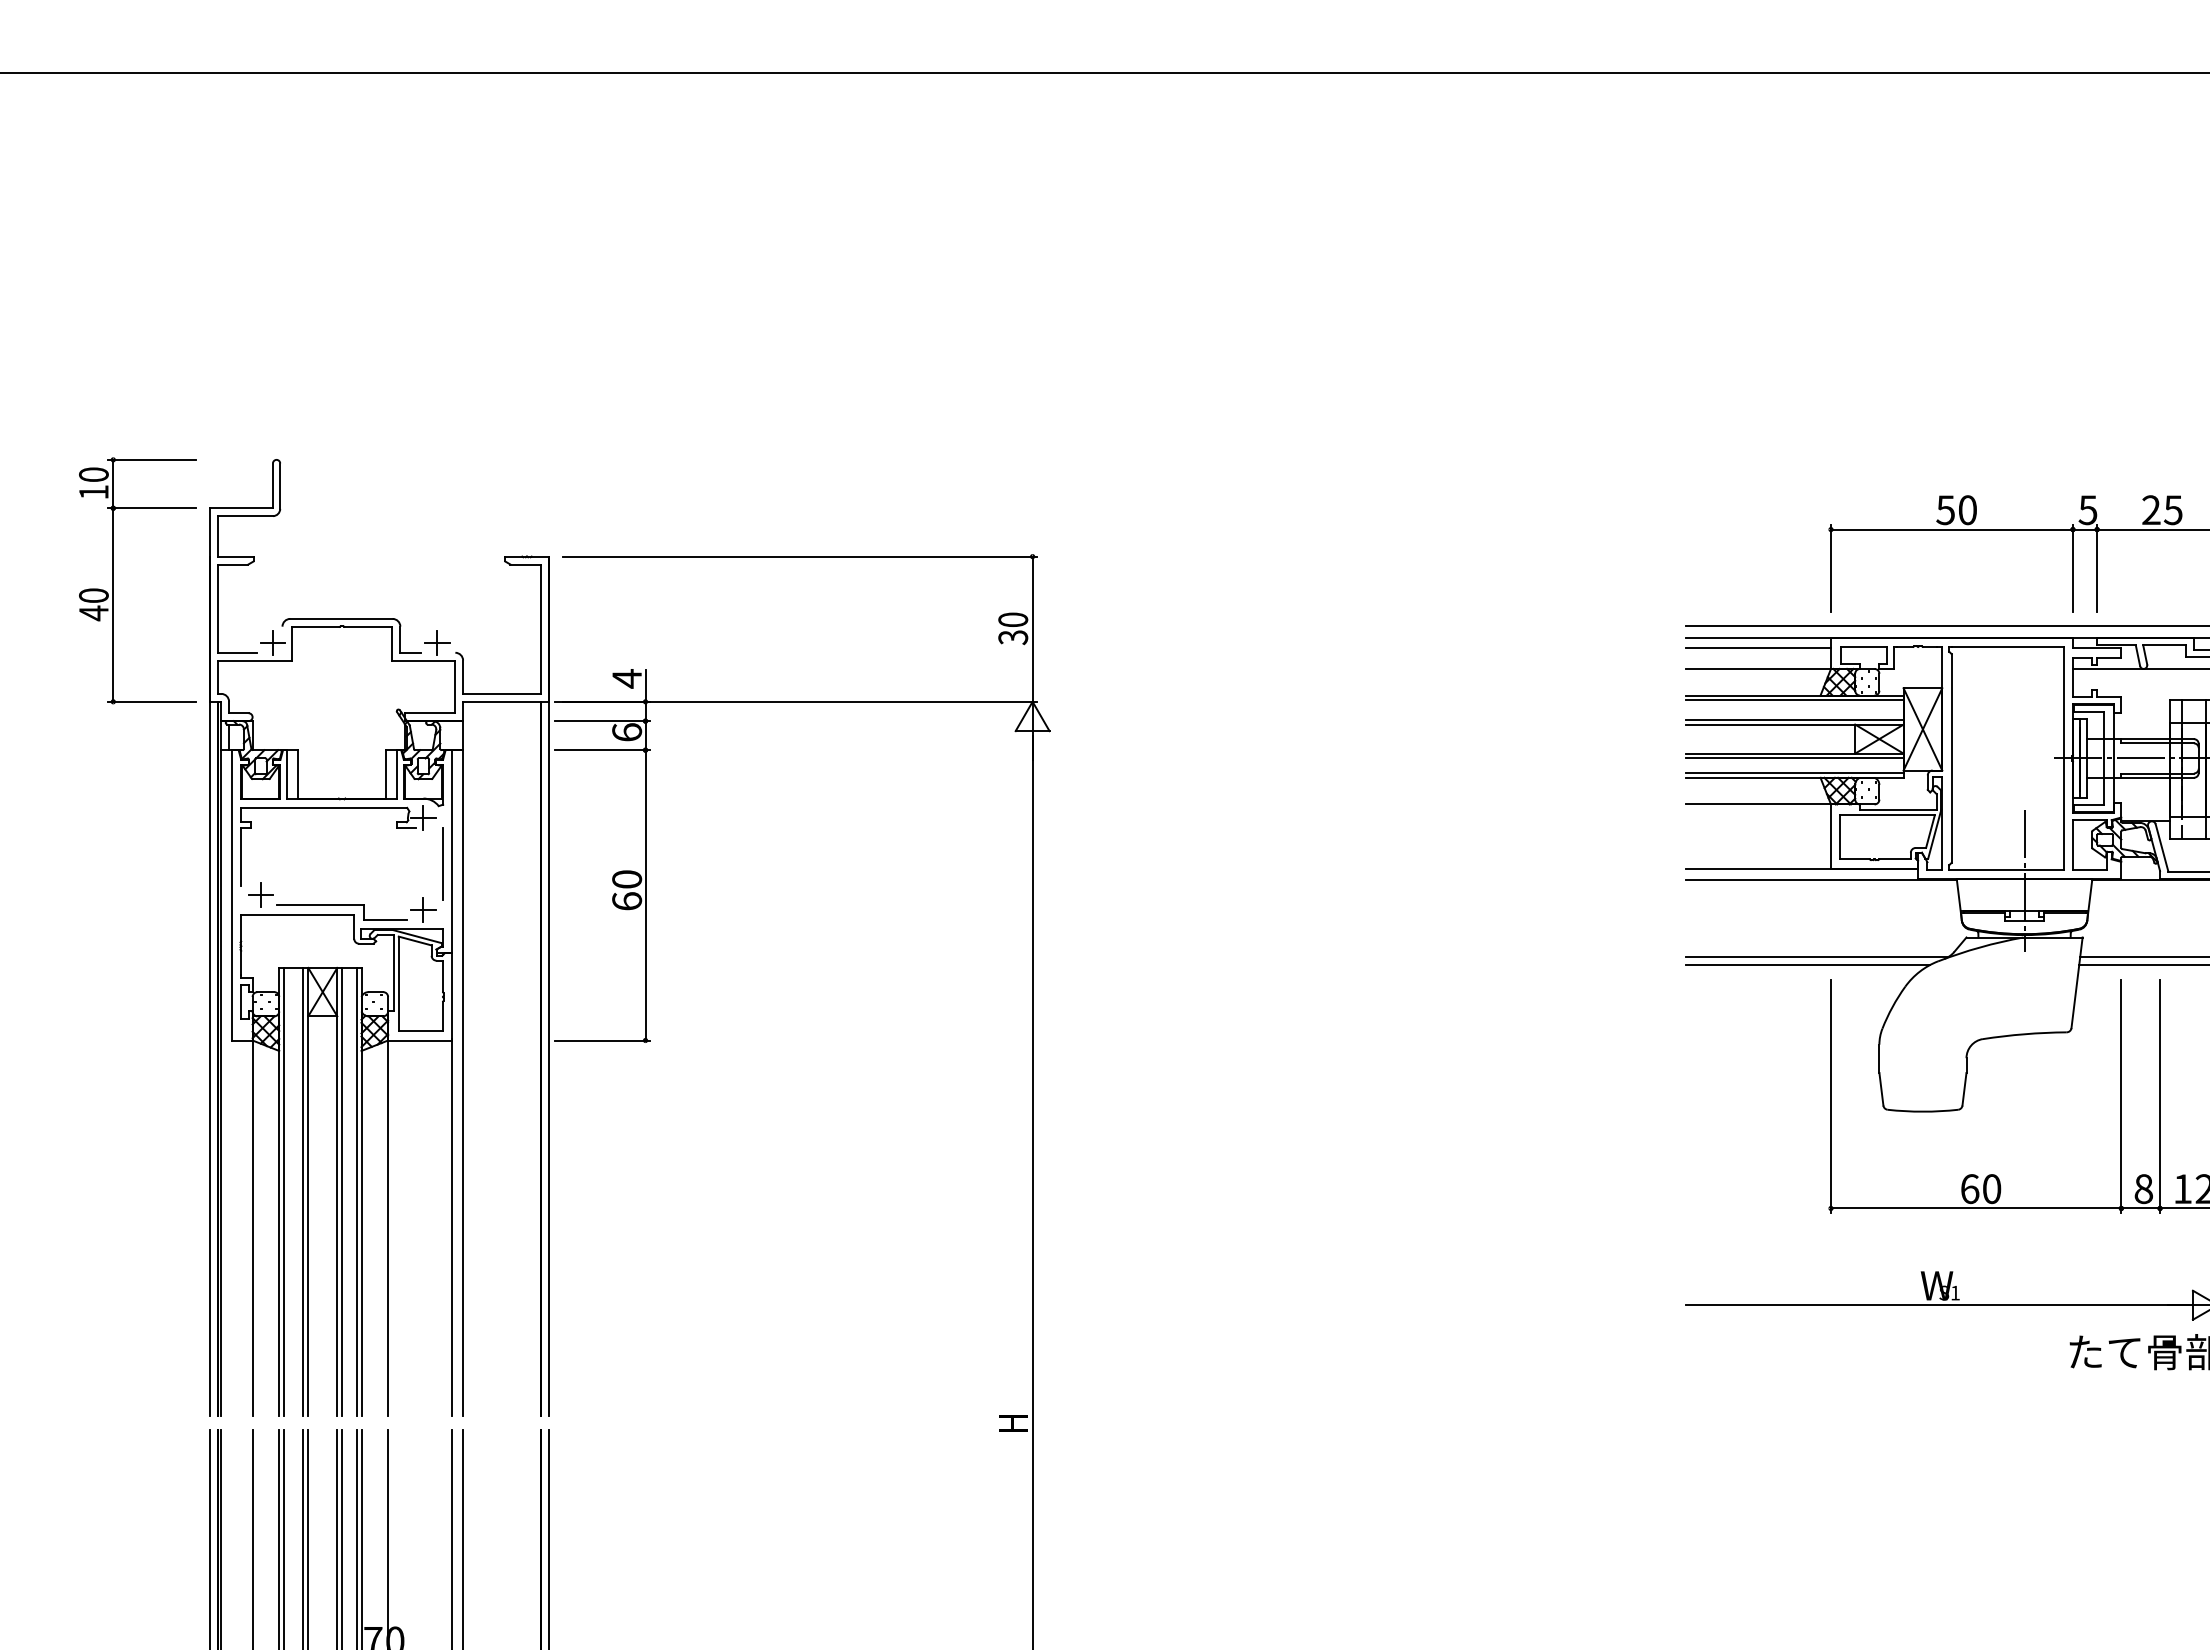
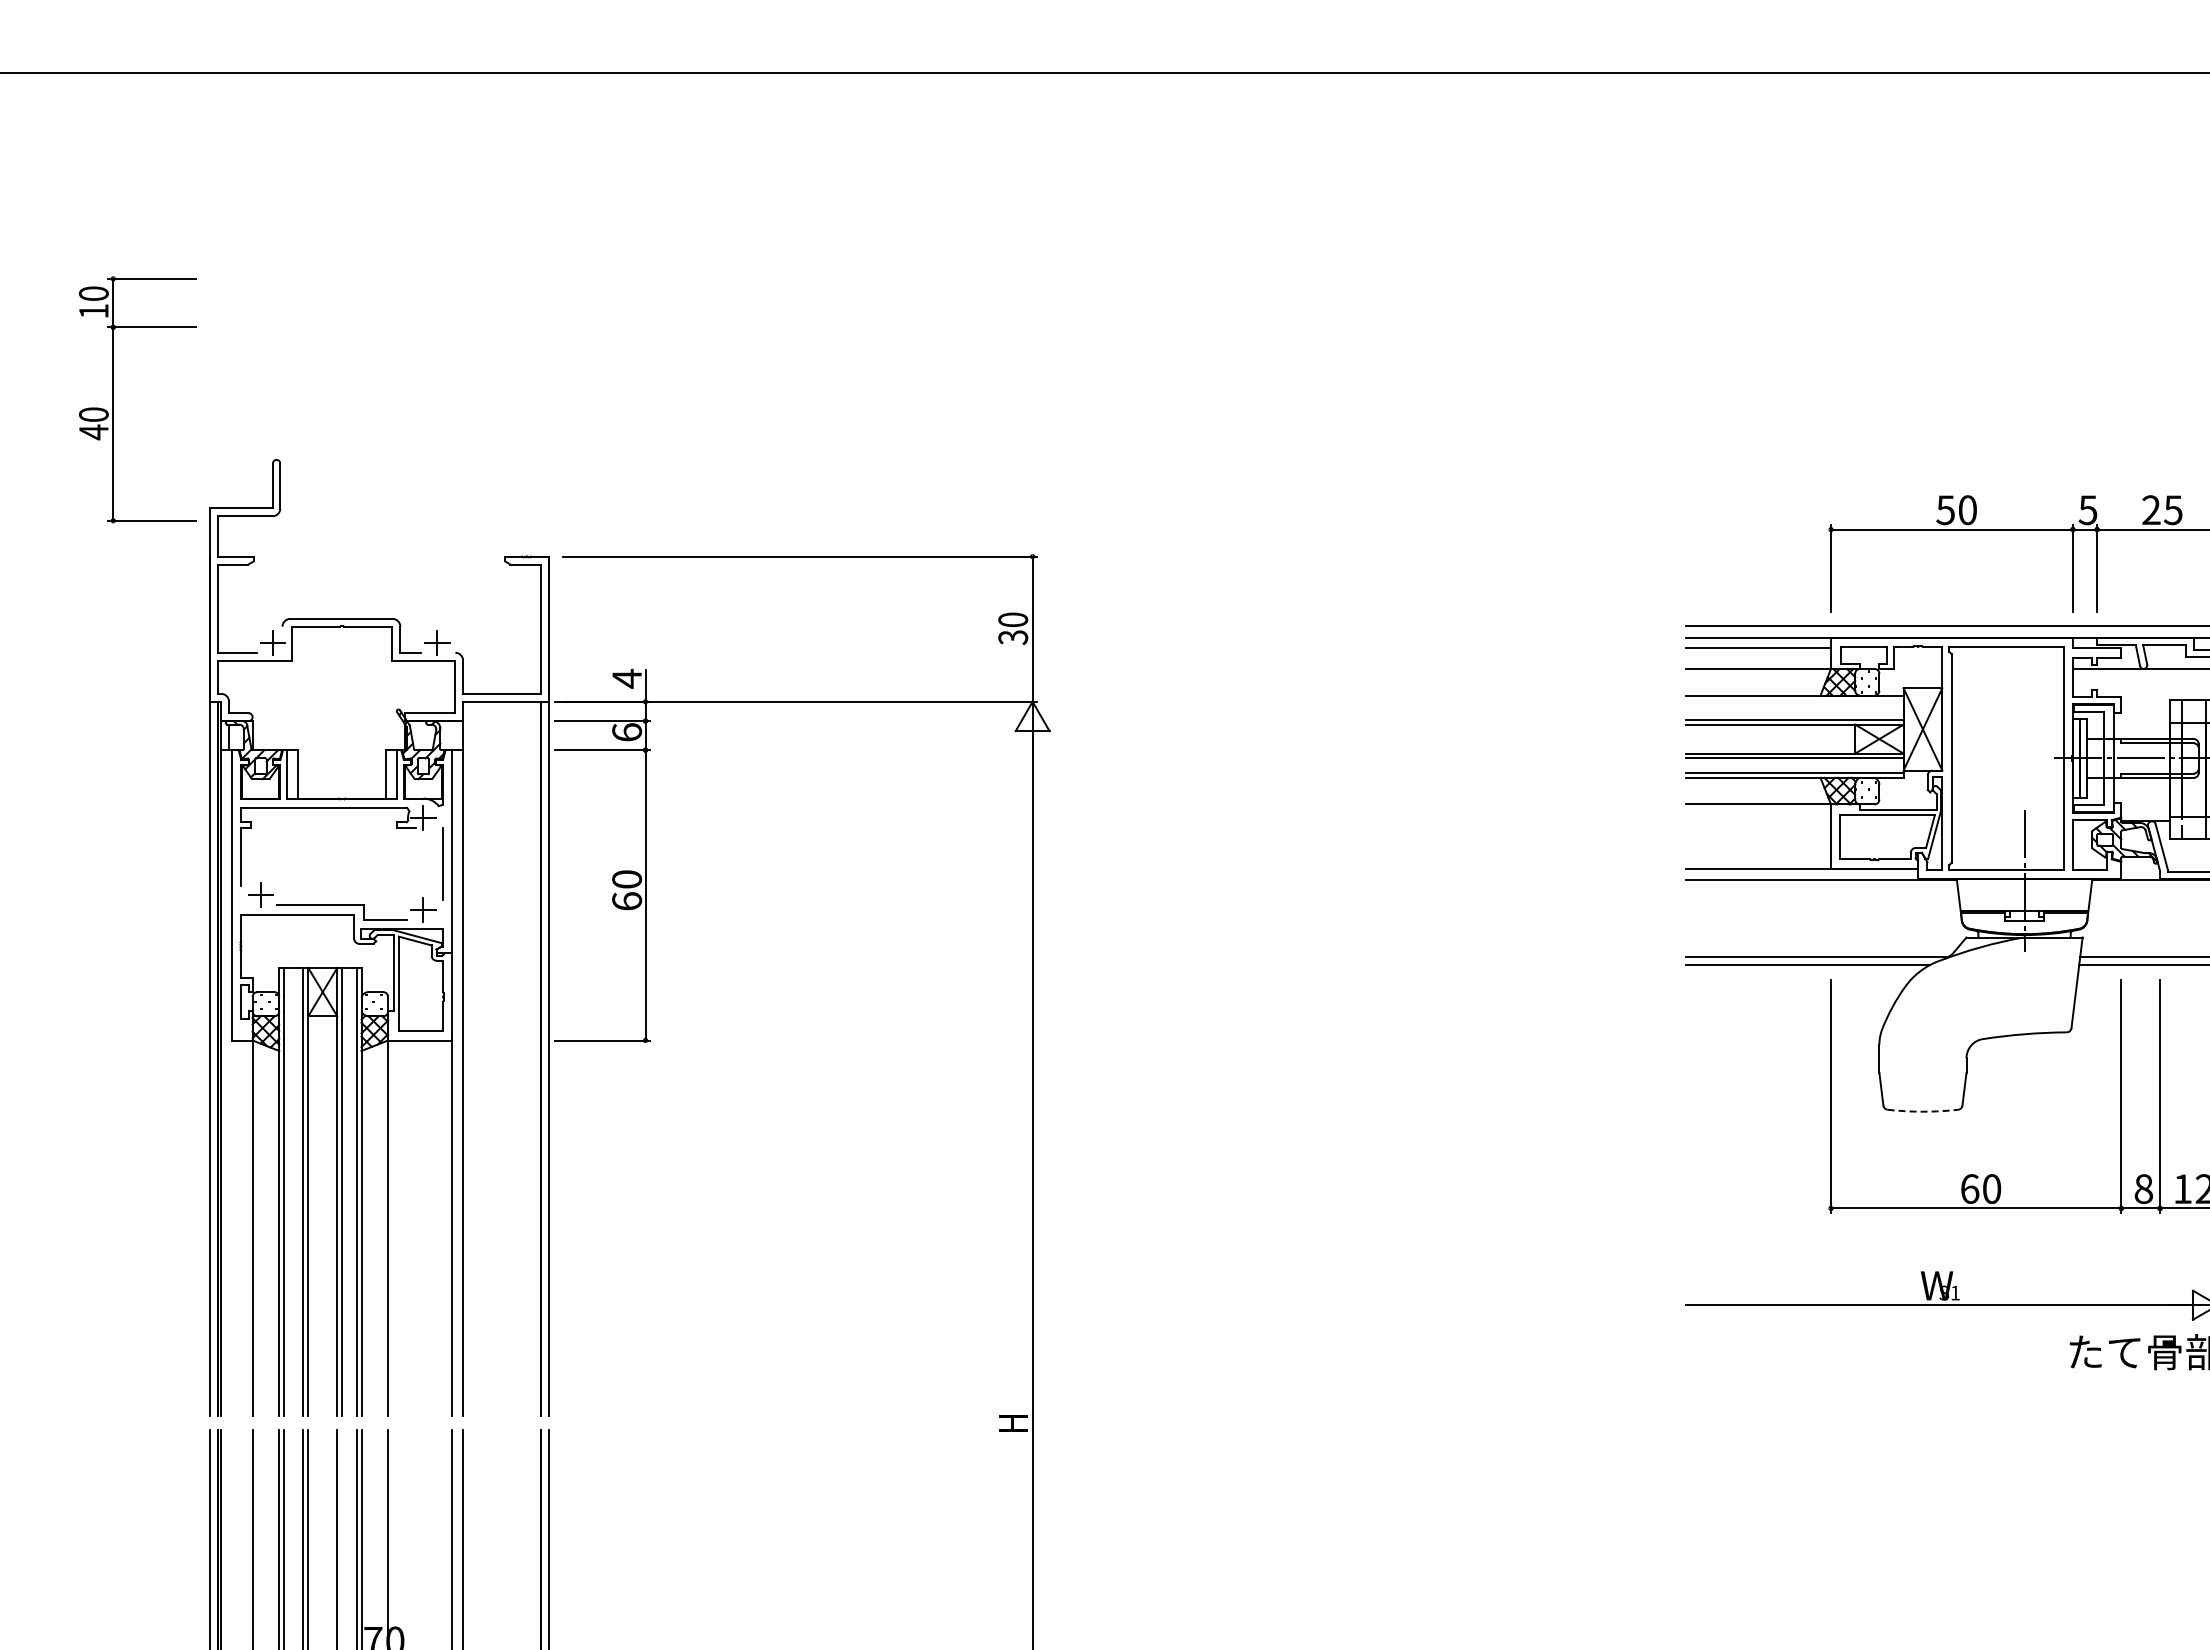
part position: (113, 580) -> (113, 399) (113, 399)
line: present -> none (1794, 700)
arc: solid -> dashed (1922, 1111)
line: present -> none (342, 1538)
